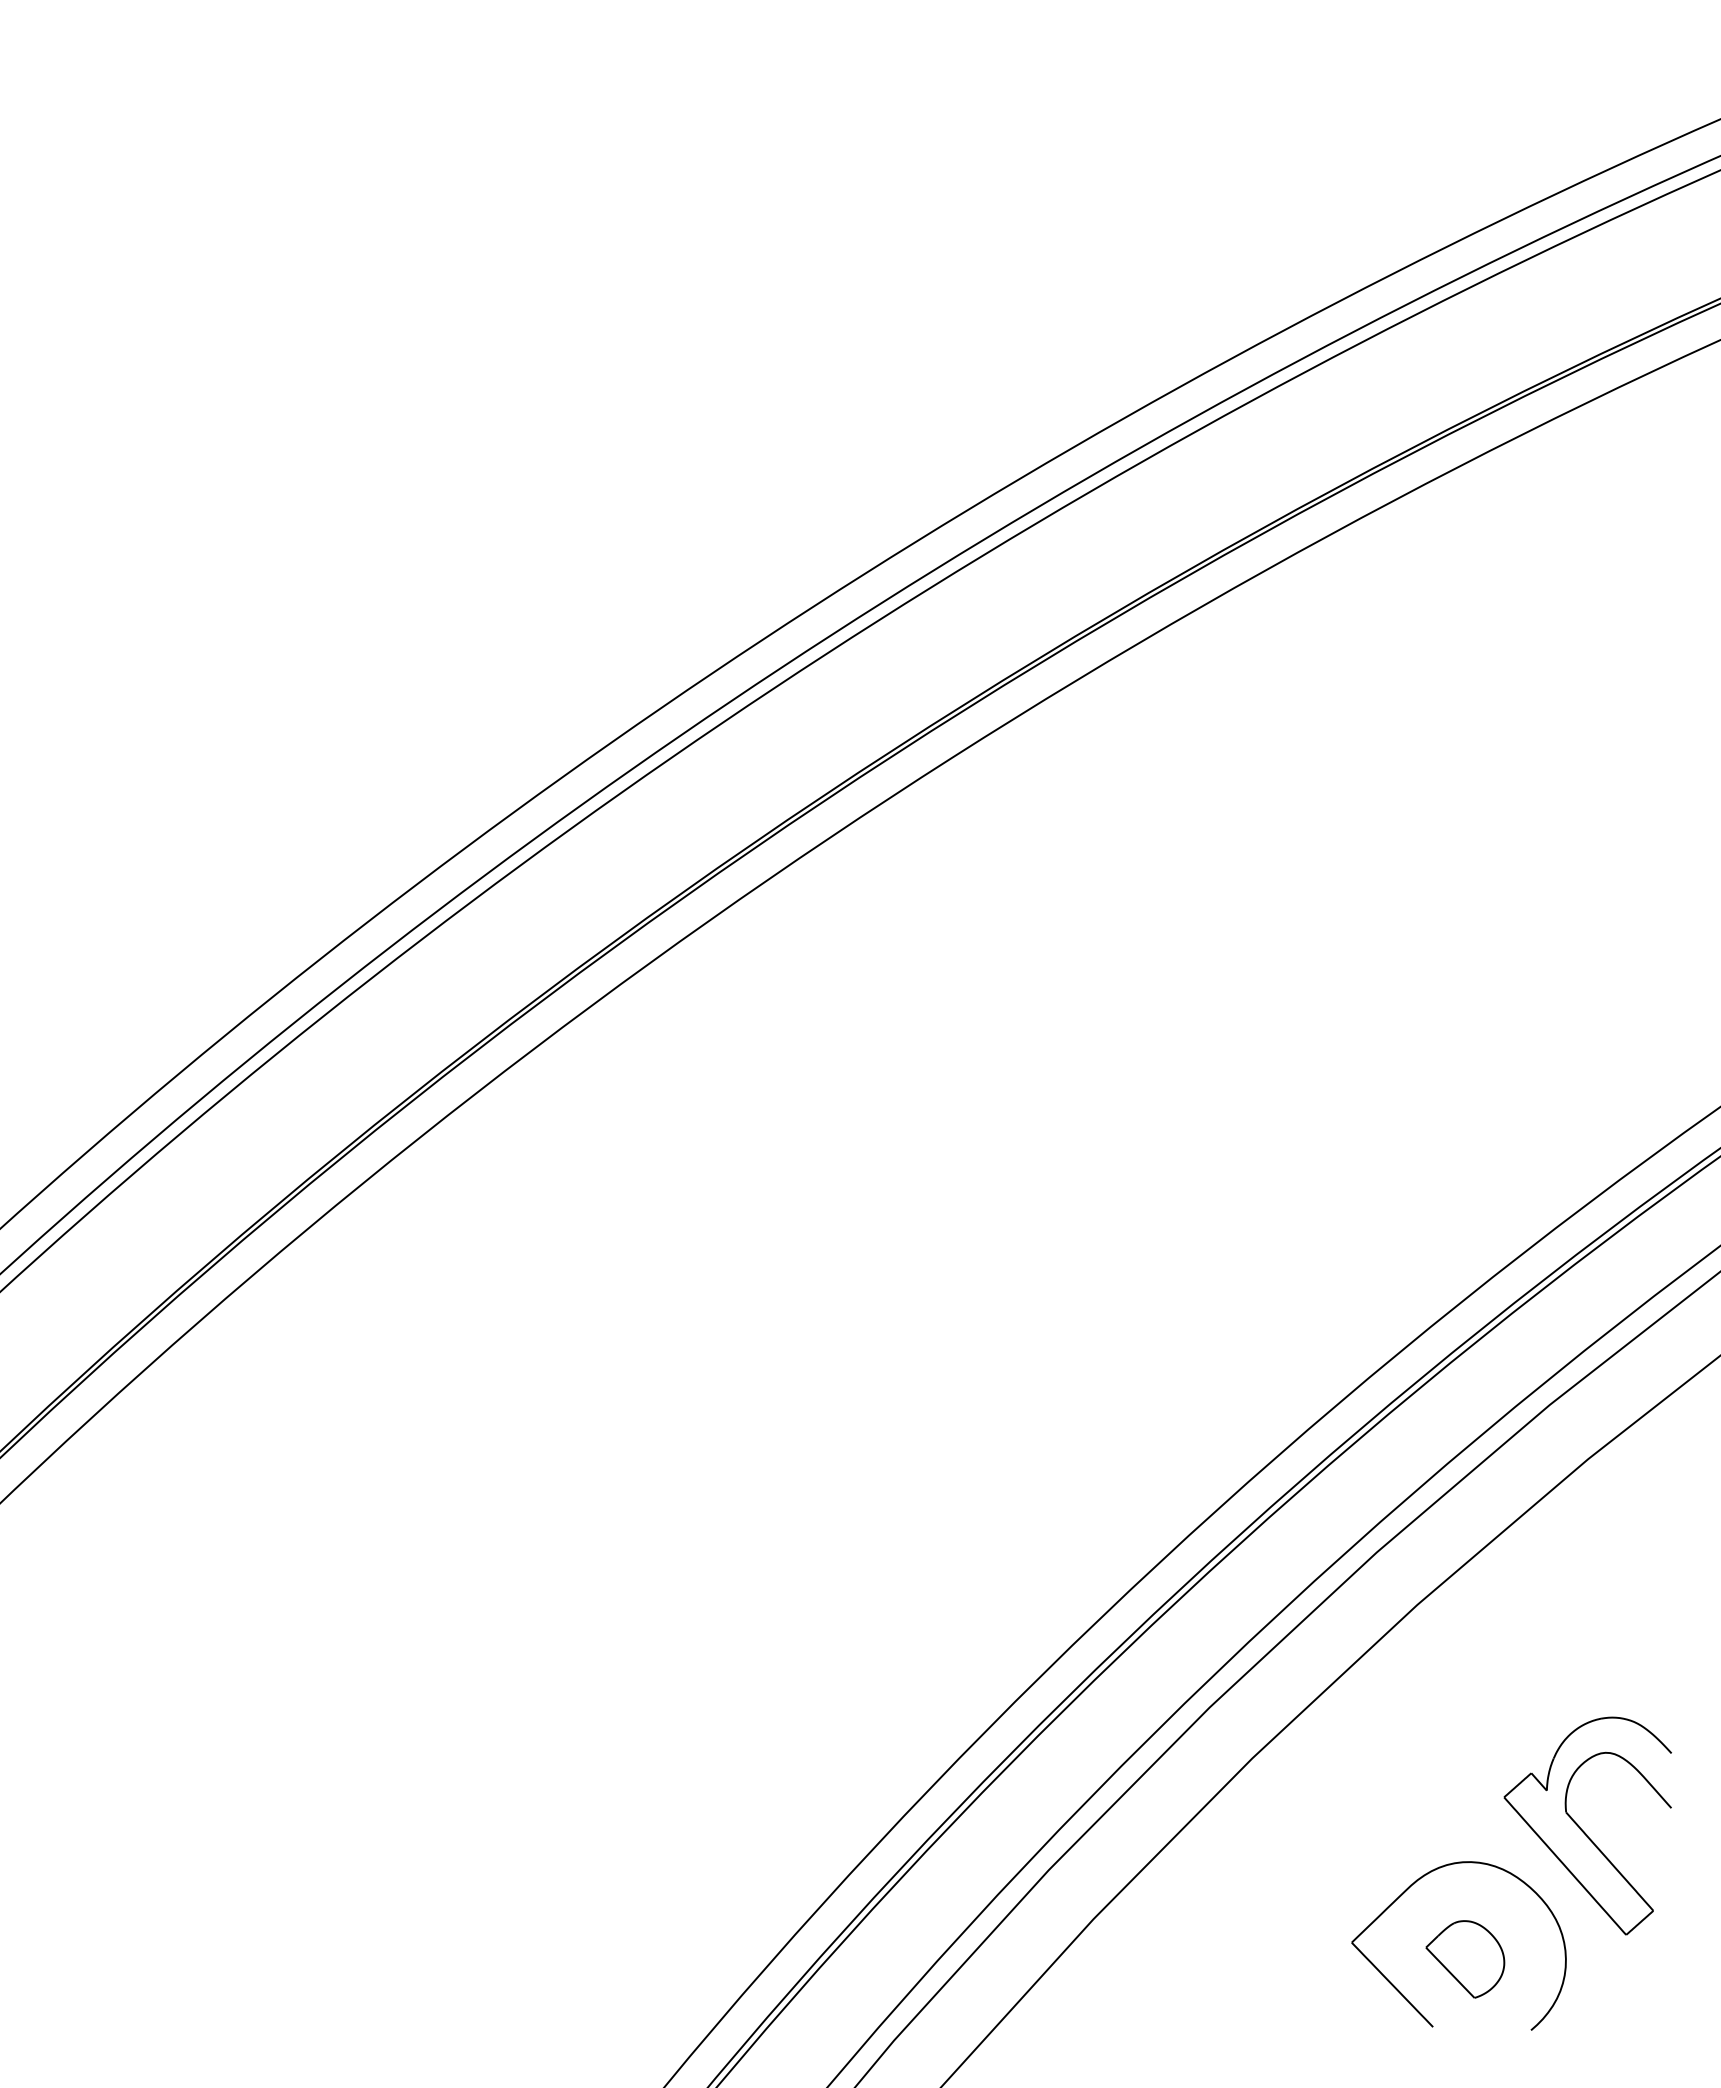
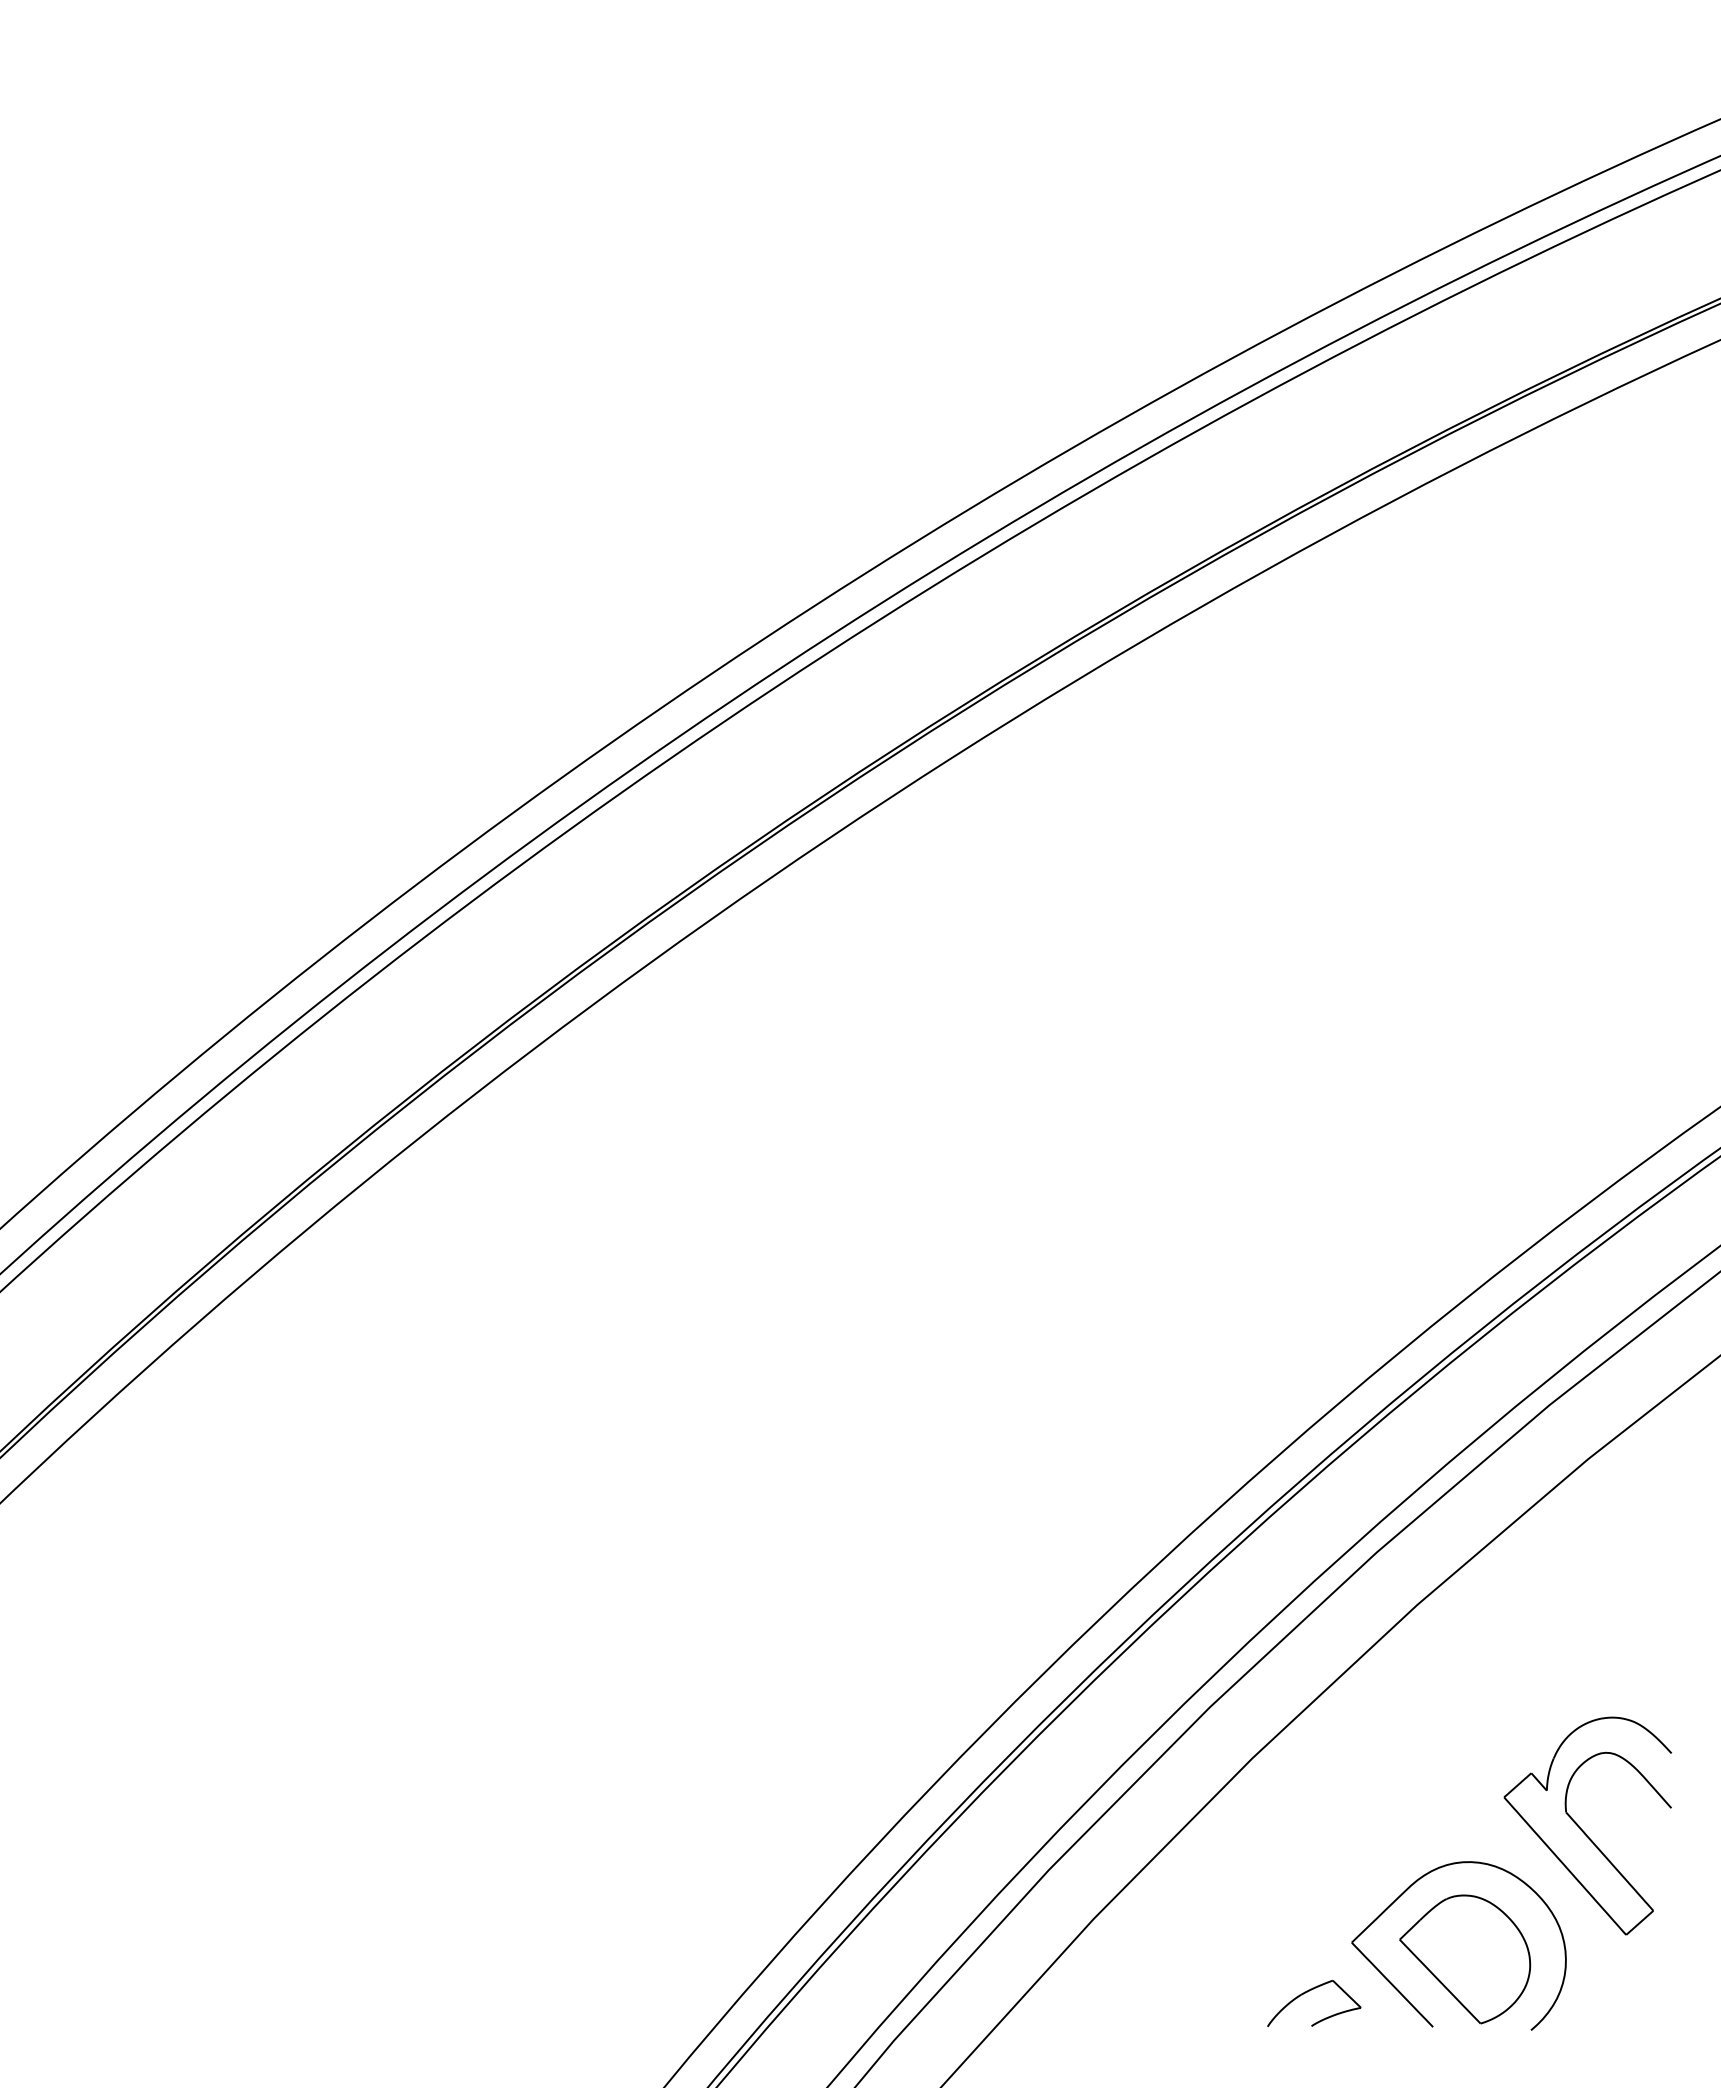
part size: 81x79 px -> 133x131 px (1465, 1959)
part: none -> present (1309, 1991)
